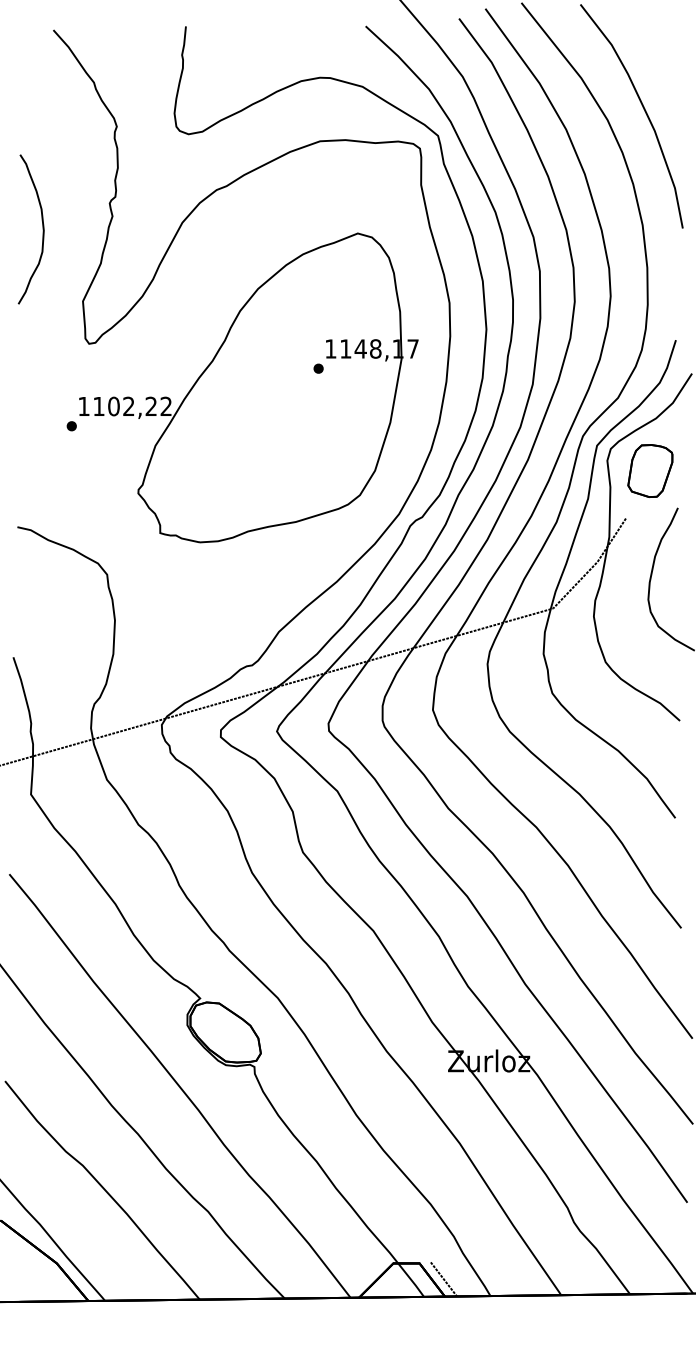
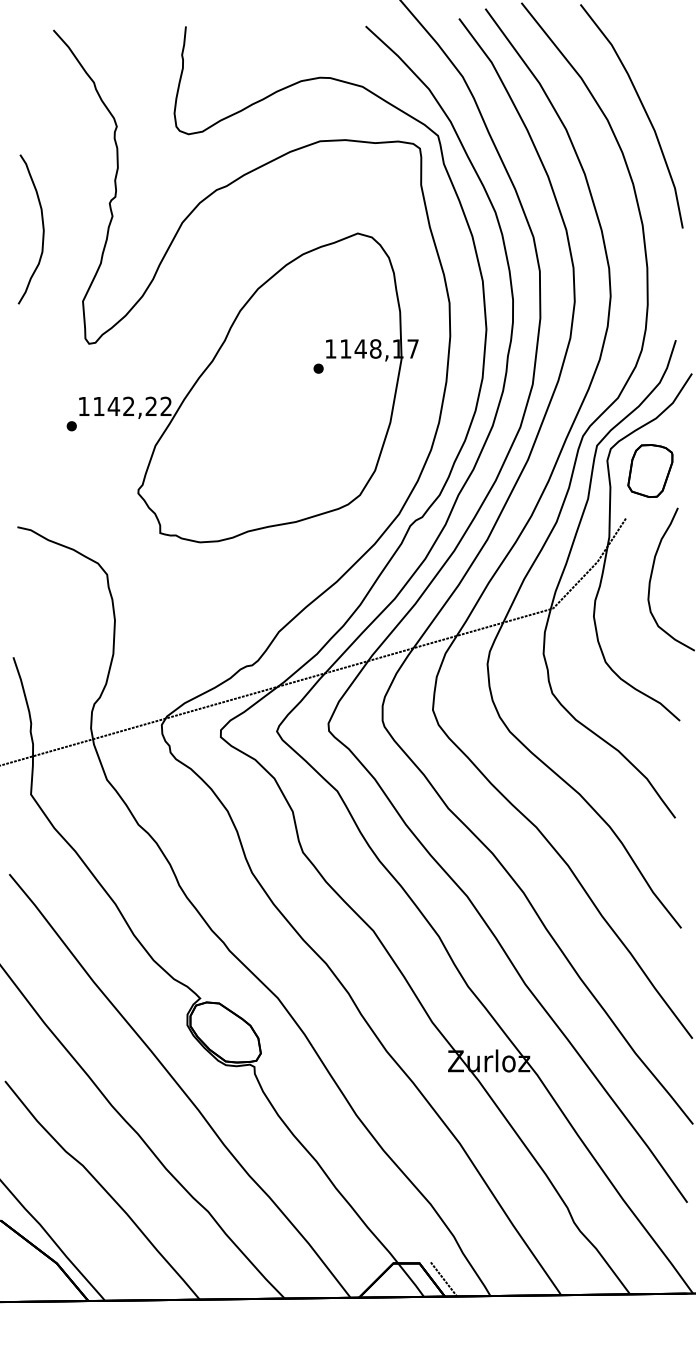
text: 1102,22 -> 1142,22 (113, 406)
